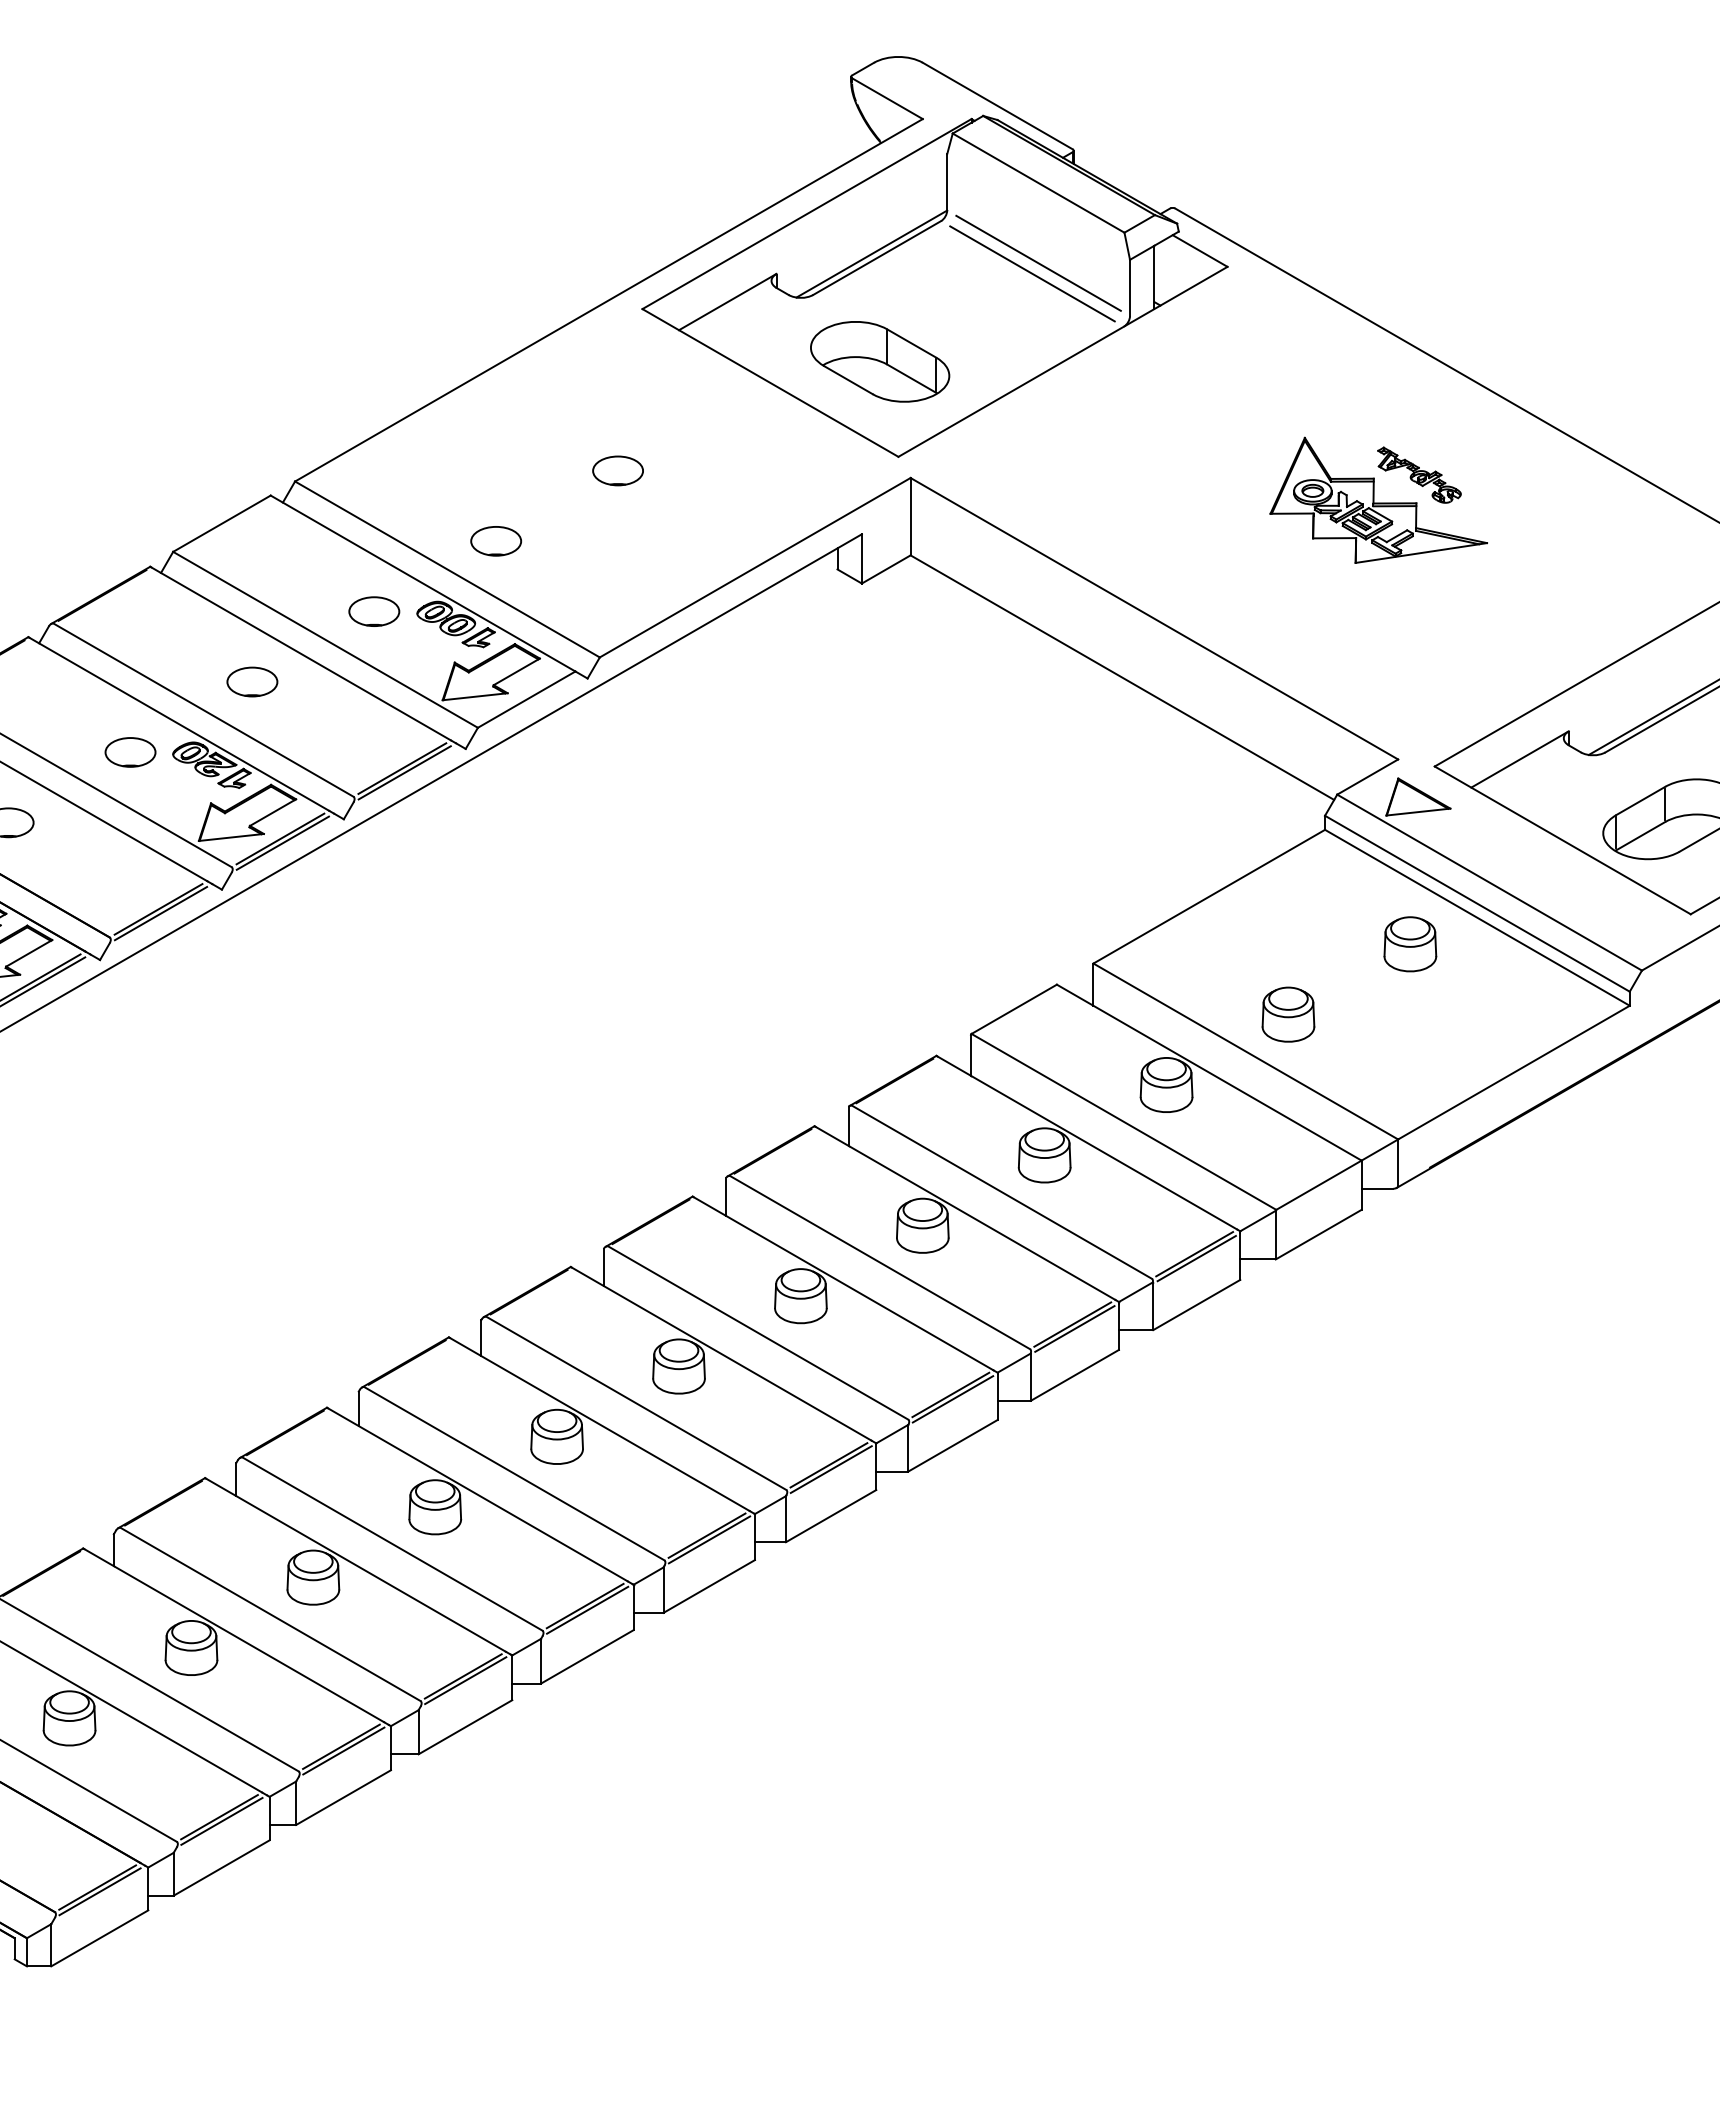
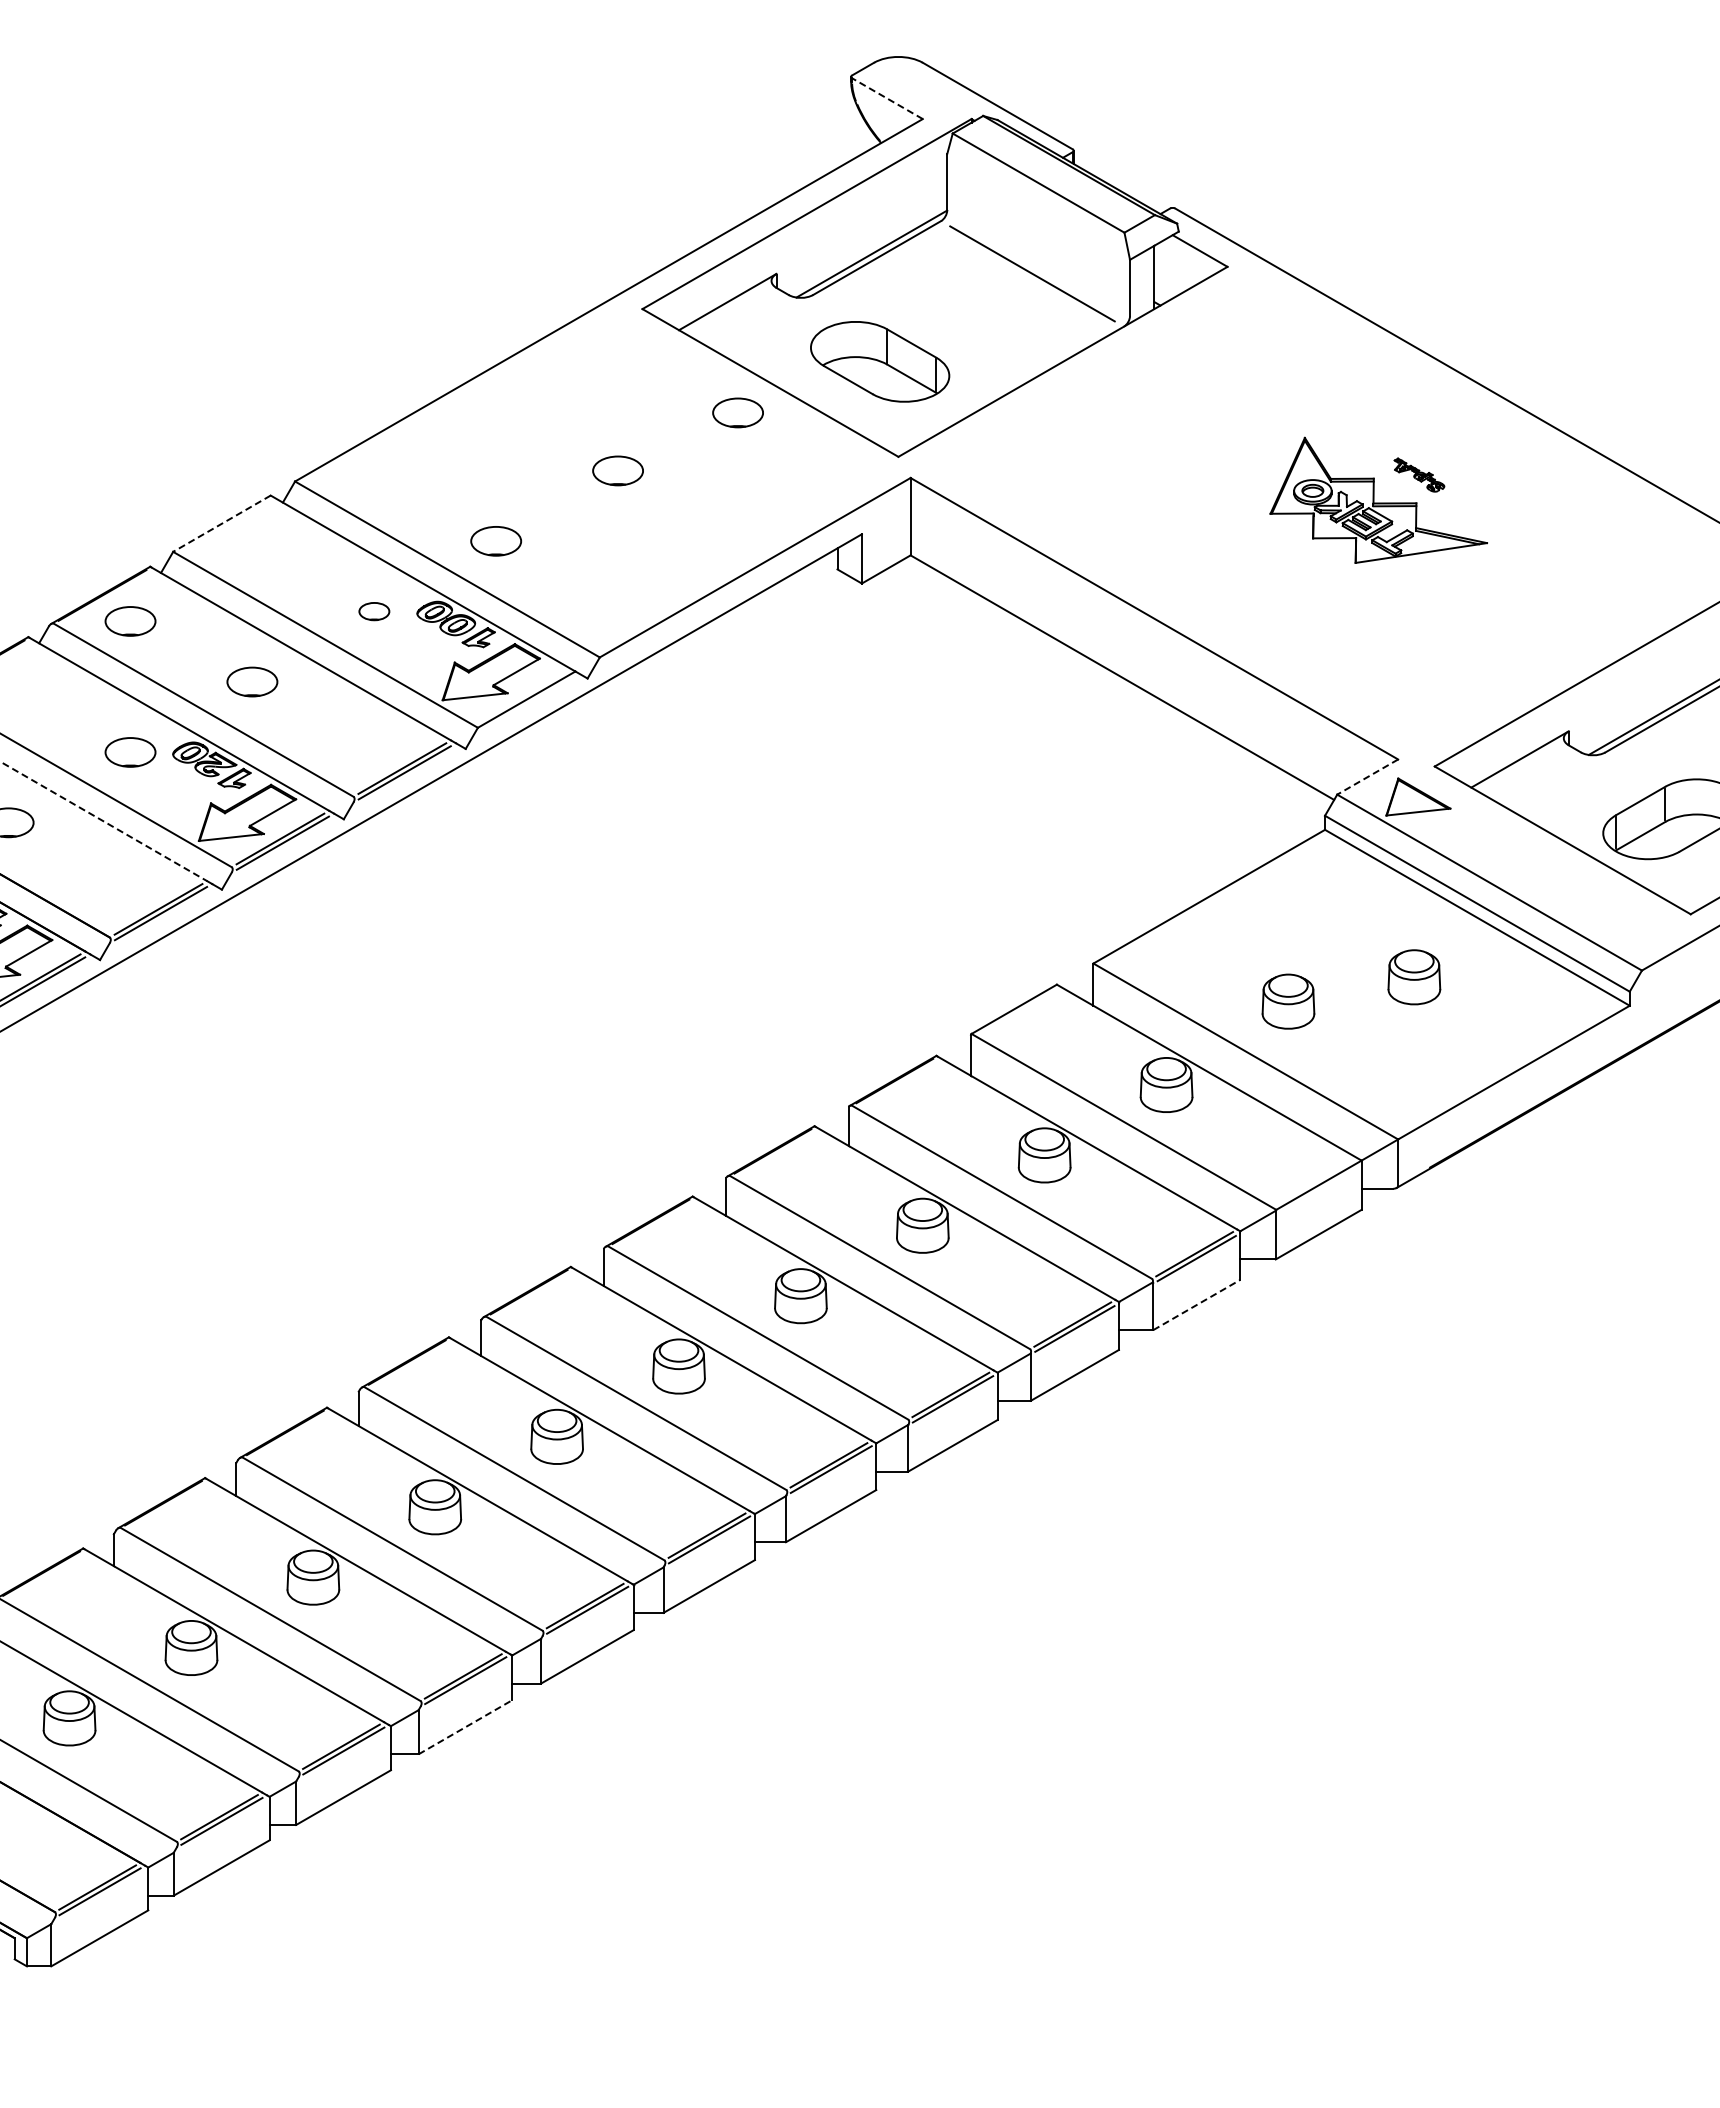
line: solid -> dashed (887, 98)
line: present -> none (1038, 262)
part: none -> present (737, 412)
part size: 85x58 px -> 53x36 px (1419, 474)
line: solid -> dashed (221, 523)
part size: 53x31 px -> 33x20 px (374, 611)
part: none -> present (130, 621)
line: solid -> dashed (1367, 777)
line: solid -> dashed (104, 821)
part position: (1410, 944) -> (1414, 977) (1414, 977)
part position: (1288, 1014) -> (1288, 1001) (1288, 1001)
line: solid -> dashed (1197, 1304)
line: solid -> dashed (465, 1727)
